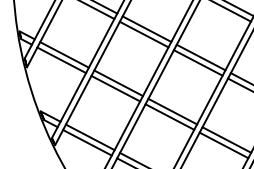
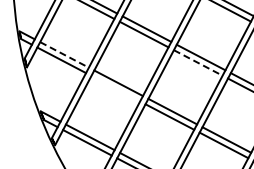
line: solid -> dashed (65, 55)
line: solid -> dashed (198, 63)
line: present -> none (115, 88)
